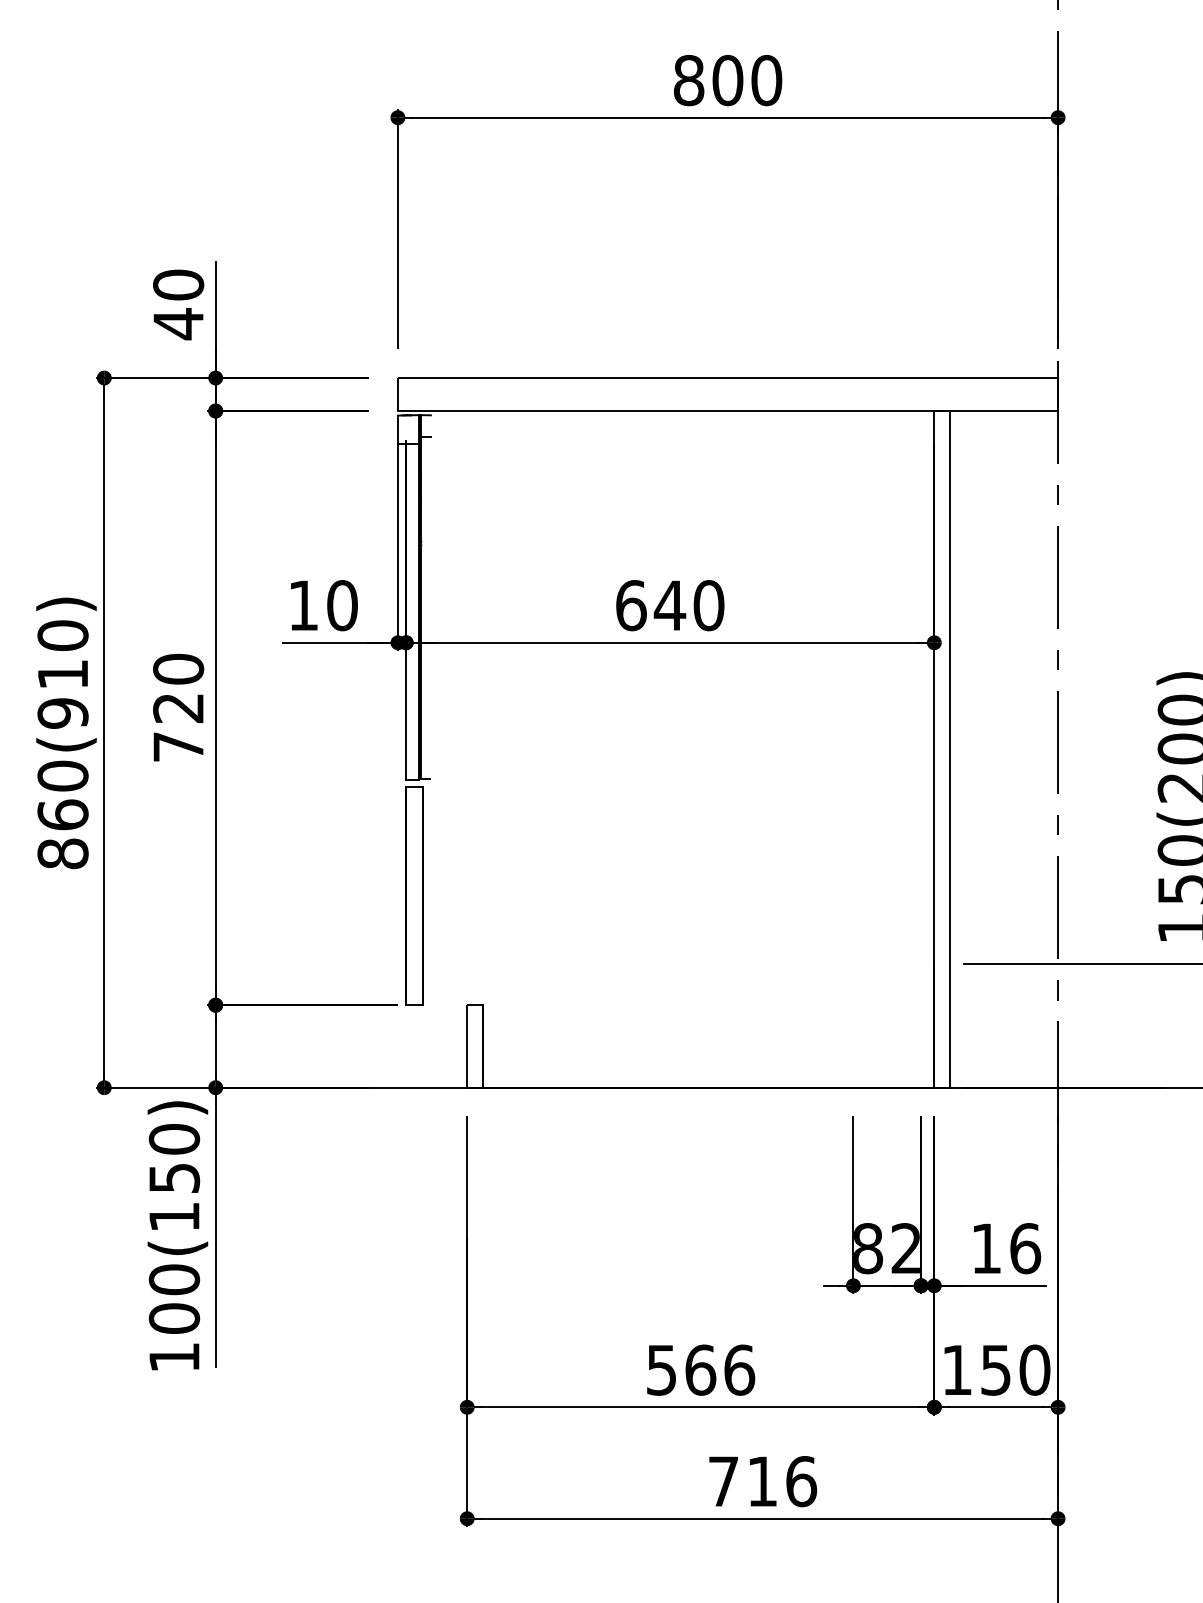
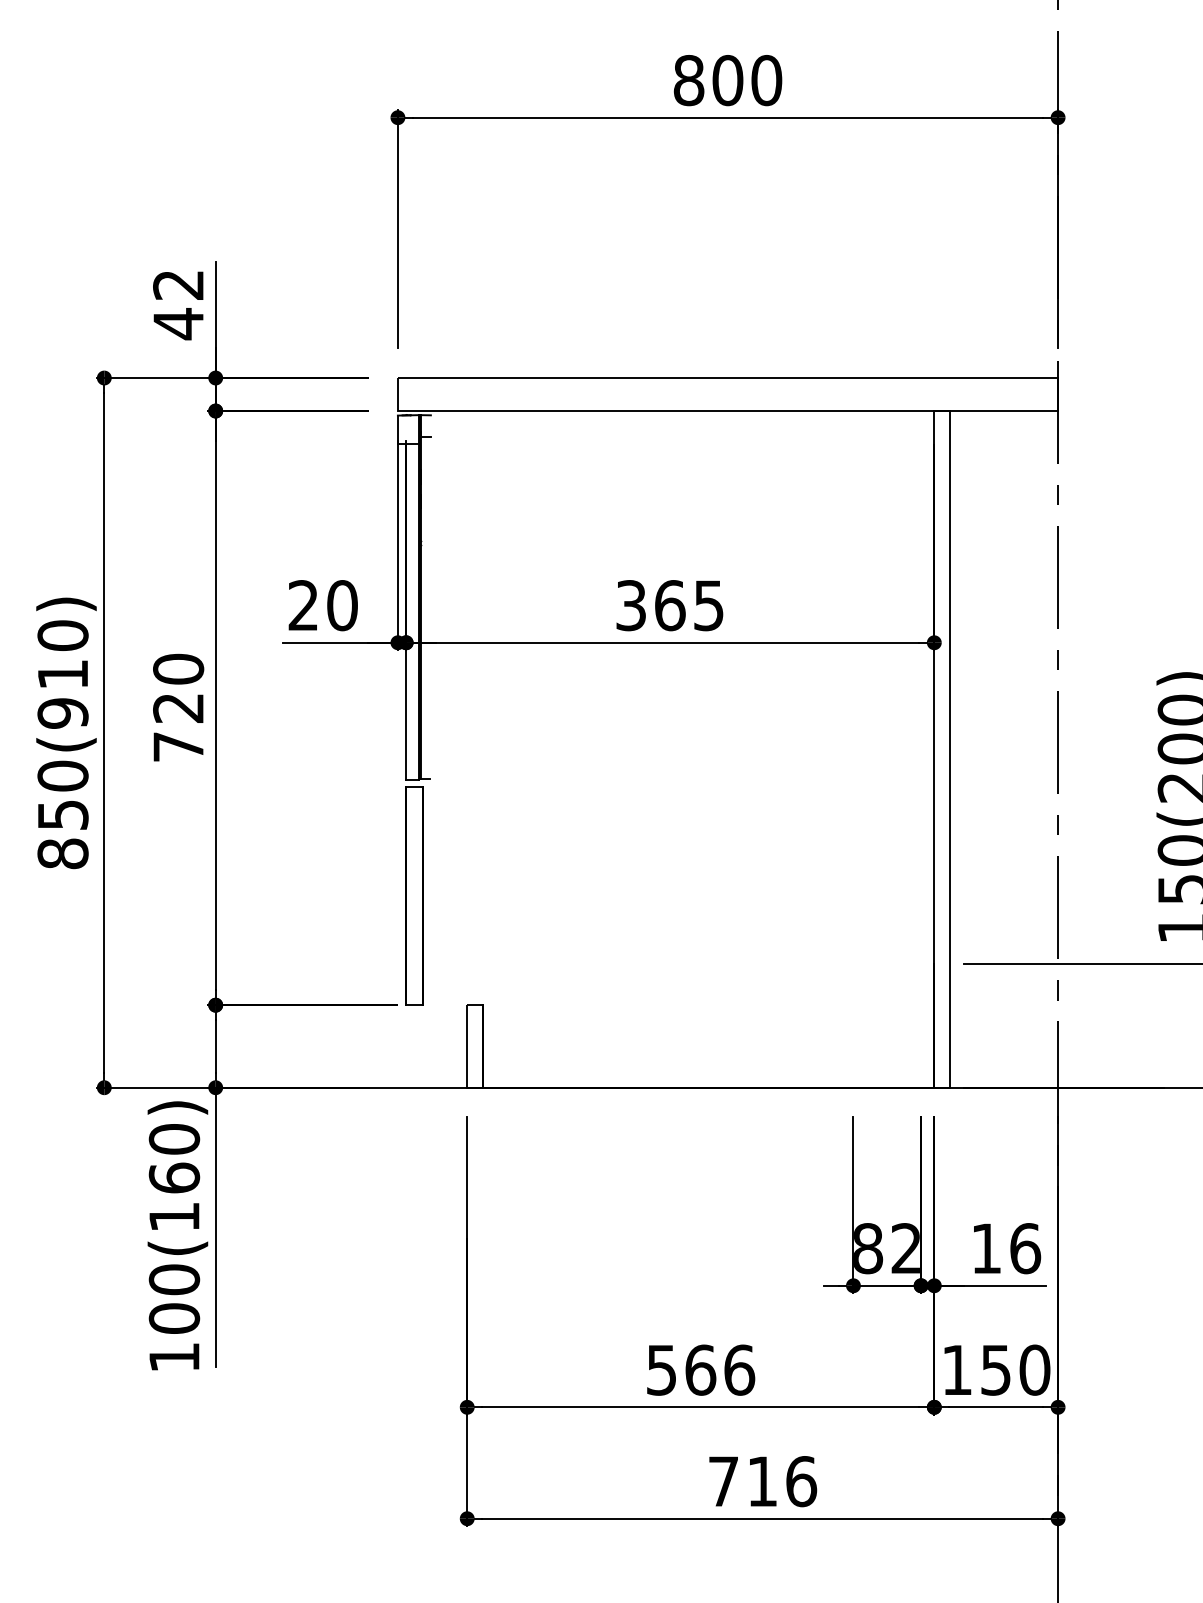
text: 40 -> 42 (178, 284)
text: 10 -> 20 (302, 605)
text: 640 -> 365 (670, 605)
text: 860(910) -> 850(910) (62, 814)
text: 100(150) -> 100(160) (174, 1177)
